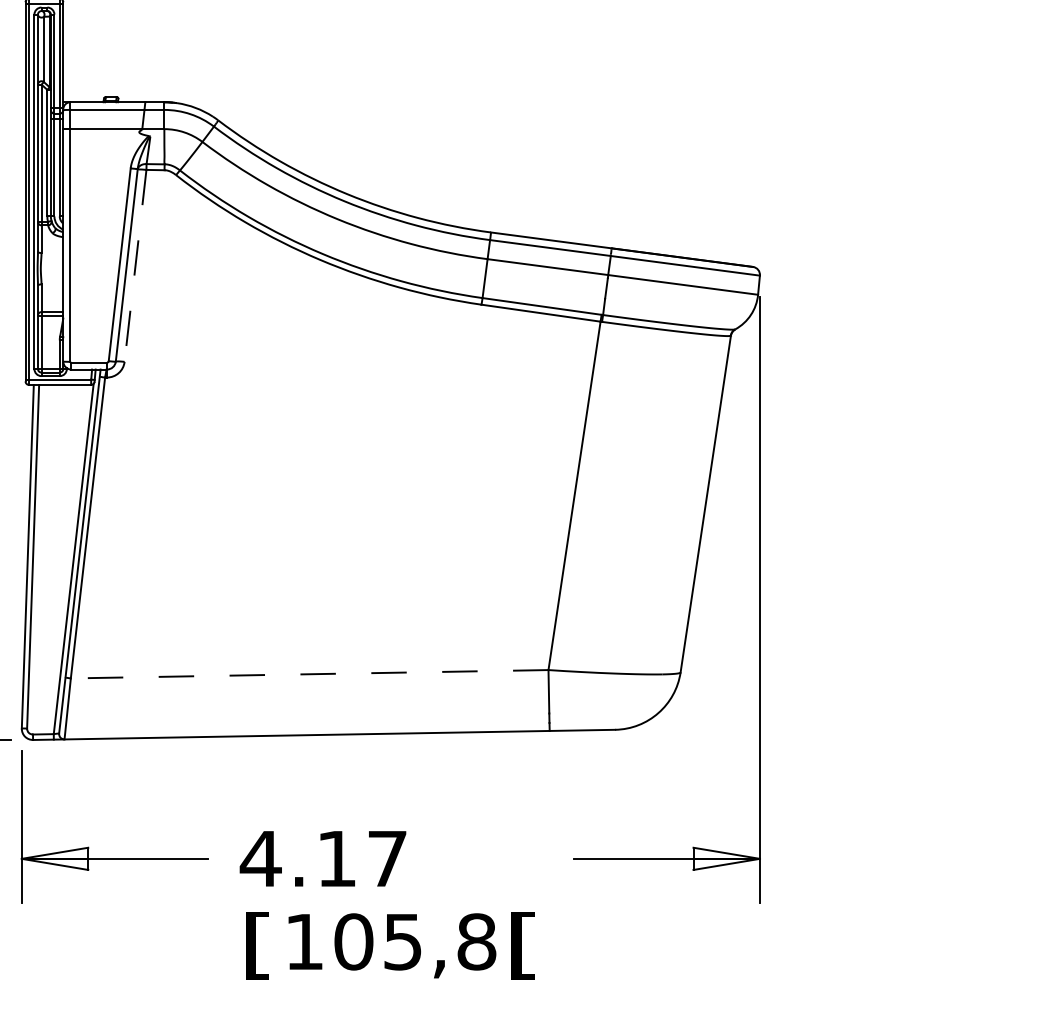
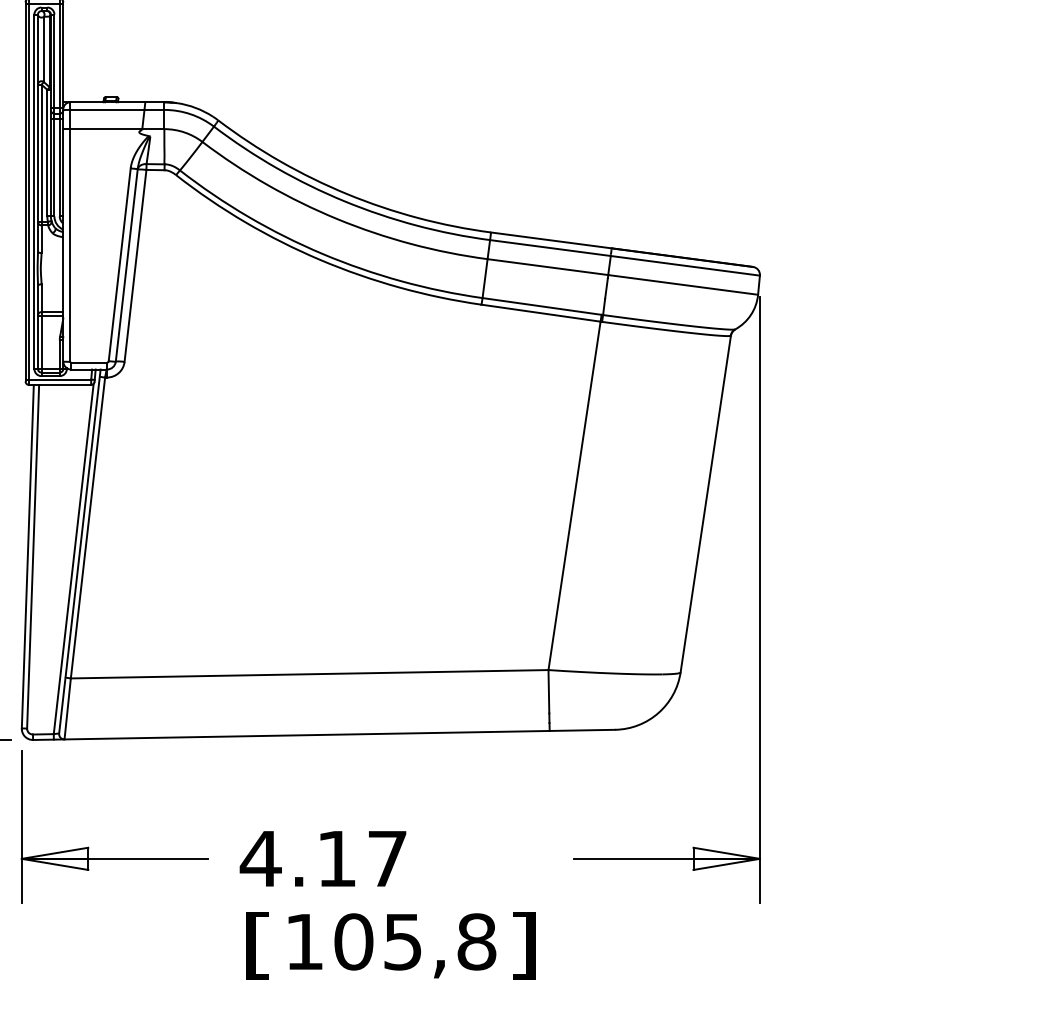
line: dashed -> solid (135, 265)
line: dashed -> solid (309, 674)
text: [ -> ] (523, 945)
